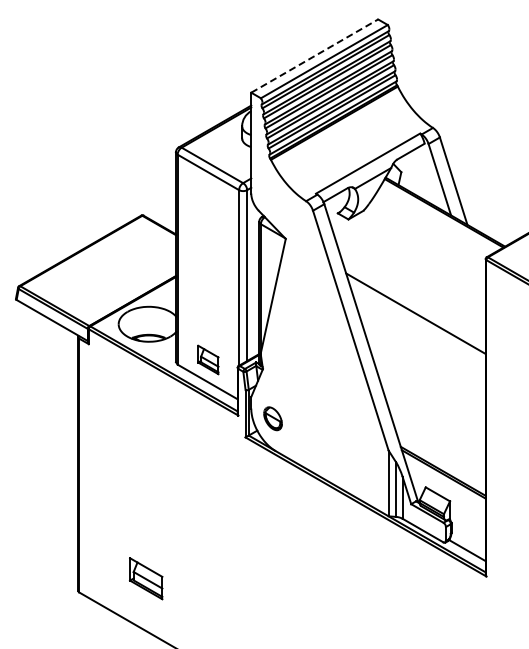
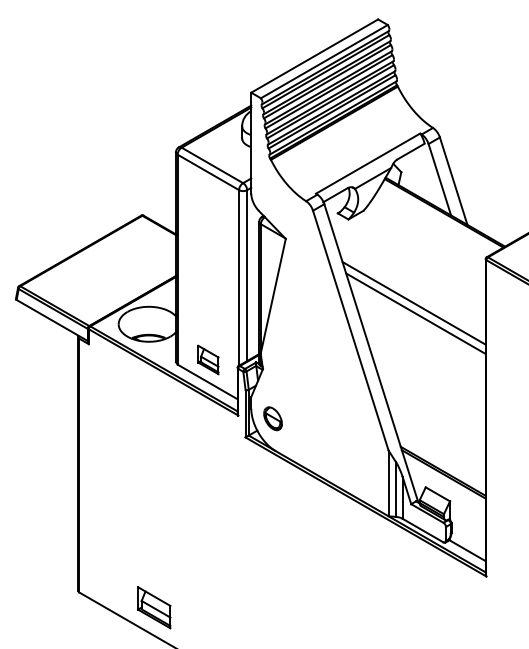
line: dashed -> solid (315, 55)
line: none -> present (413, 303)
part position: (146, 578) -> (154, 607) (154, 607)
